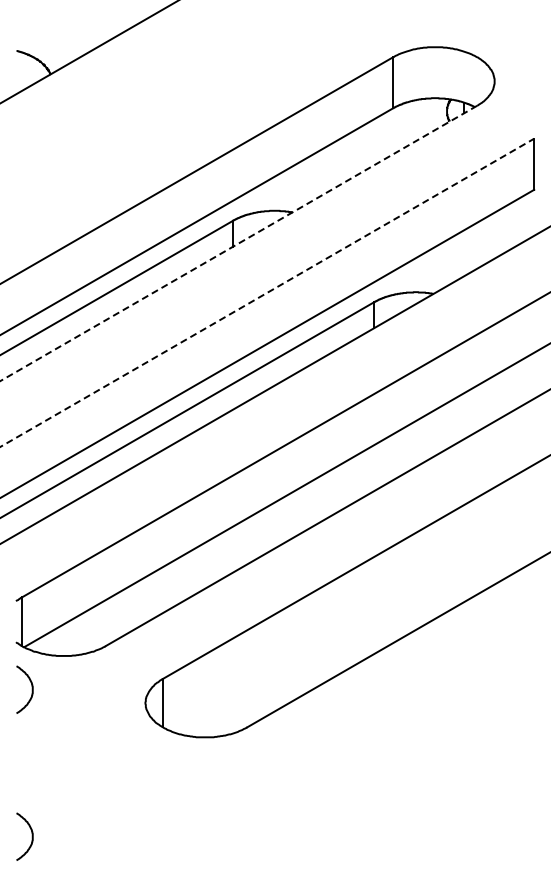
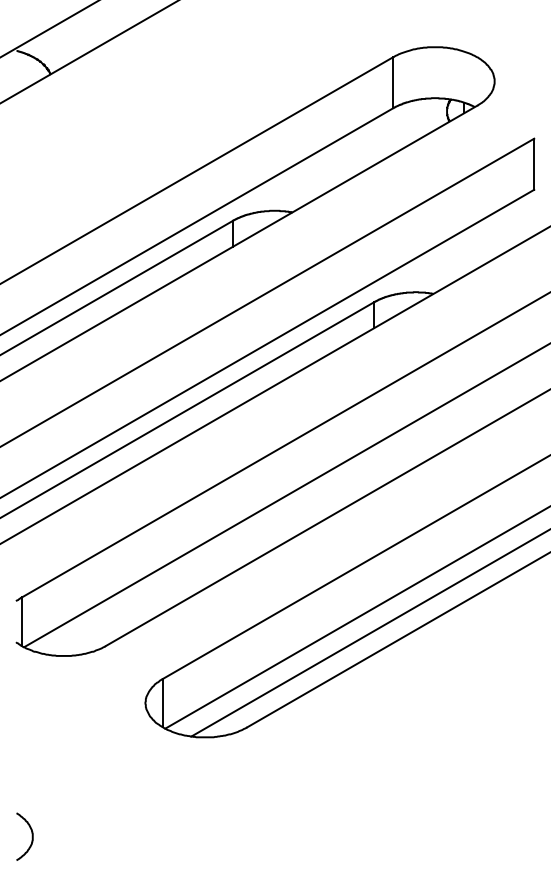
line: none -> present (49, 29)
line: dashed -> solid (238, 243)
line: dashed -> solid (267, 292)
line: none -> present (356, 617)
line: none -> present (369, 633)
curve: present -> none (31, 689)
